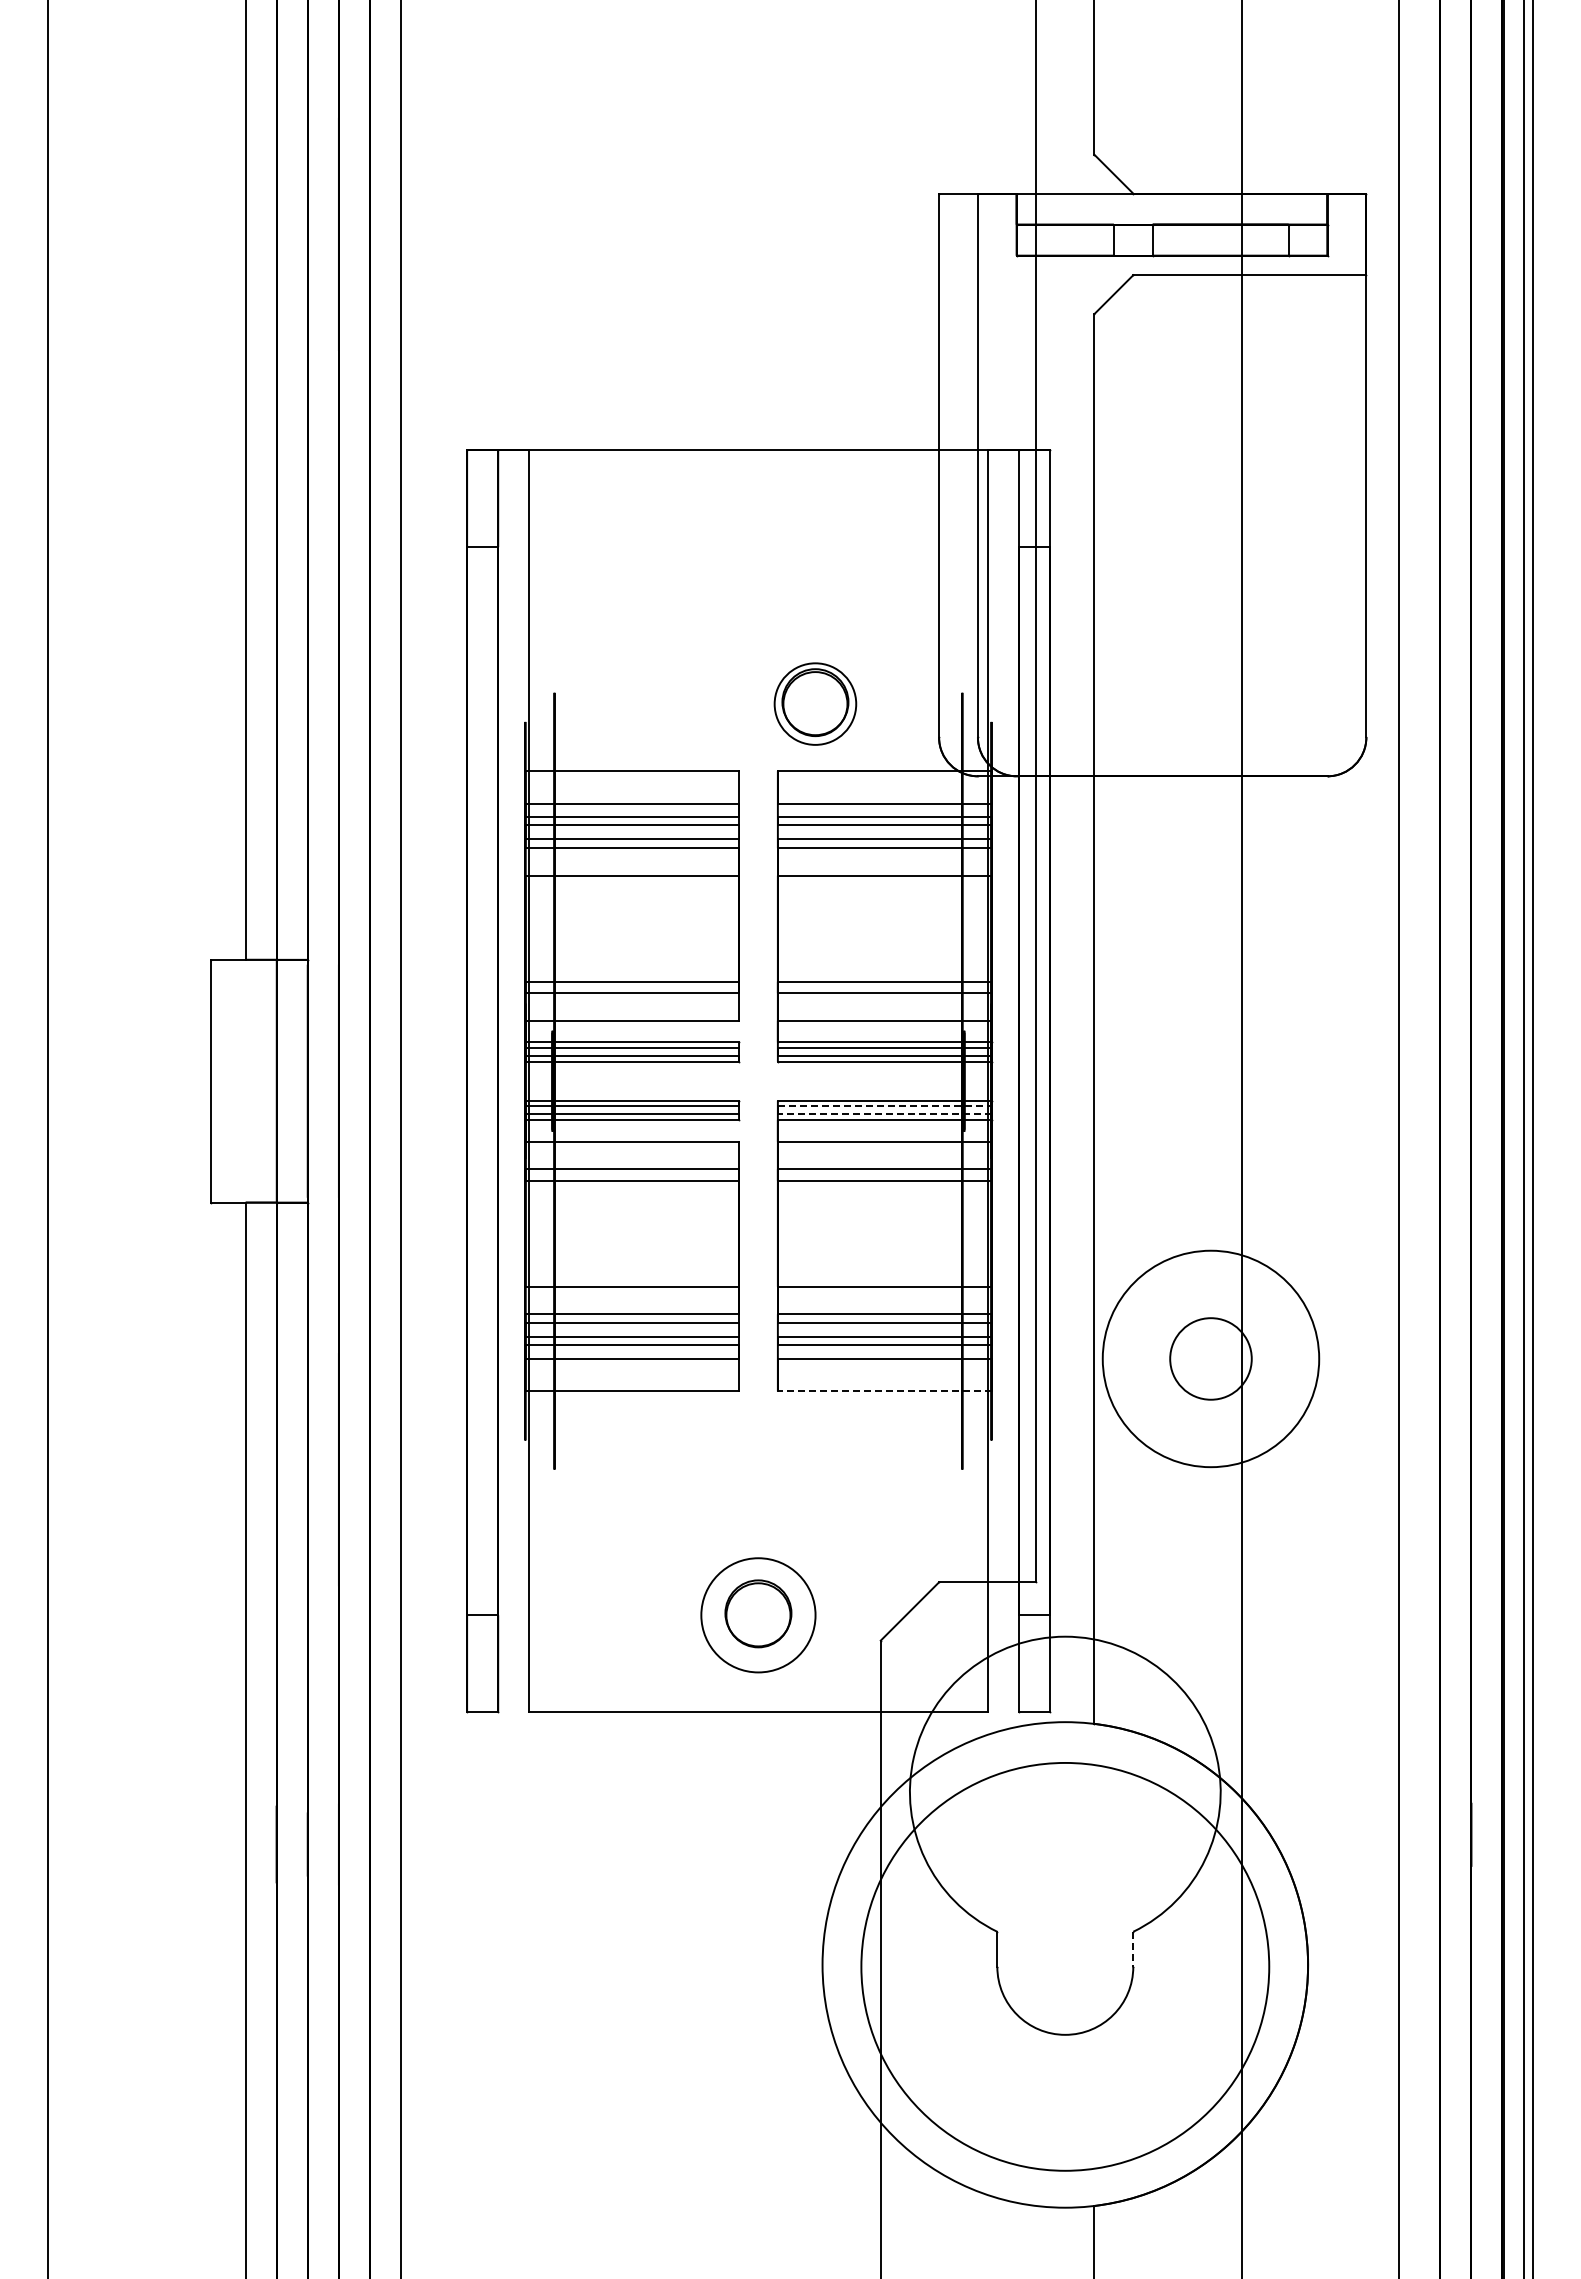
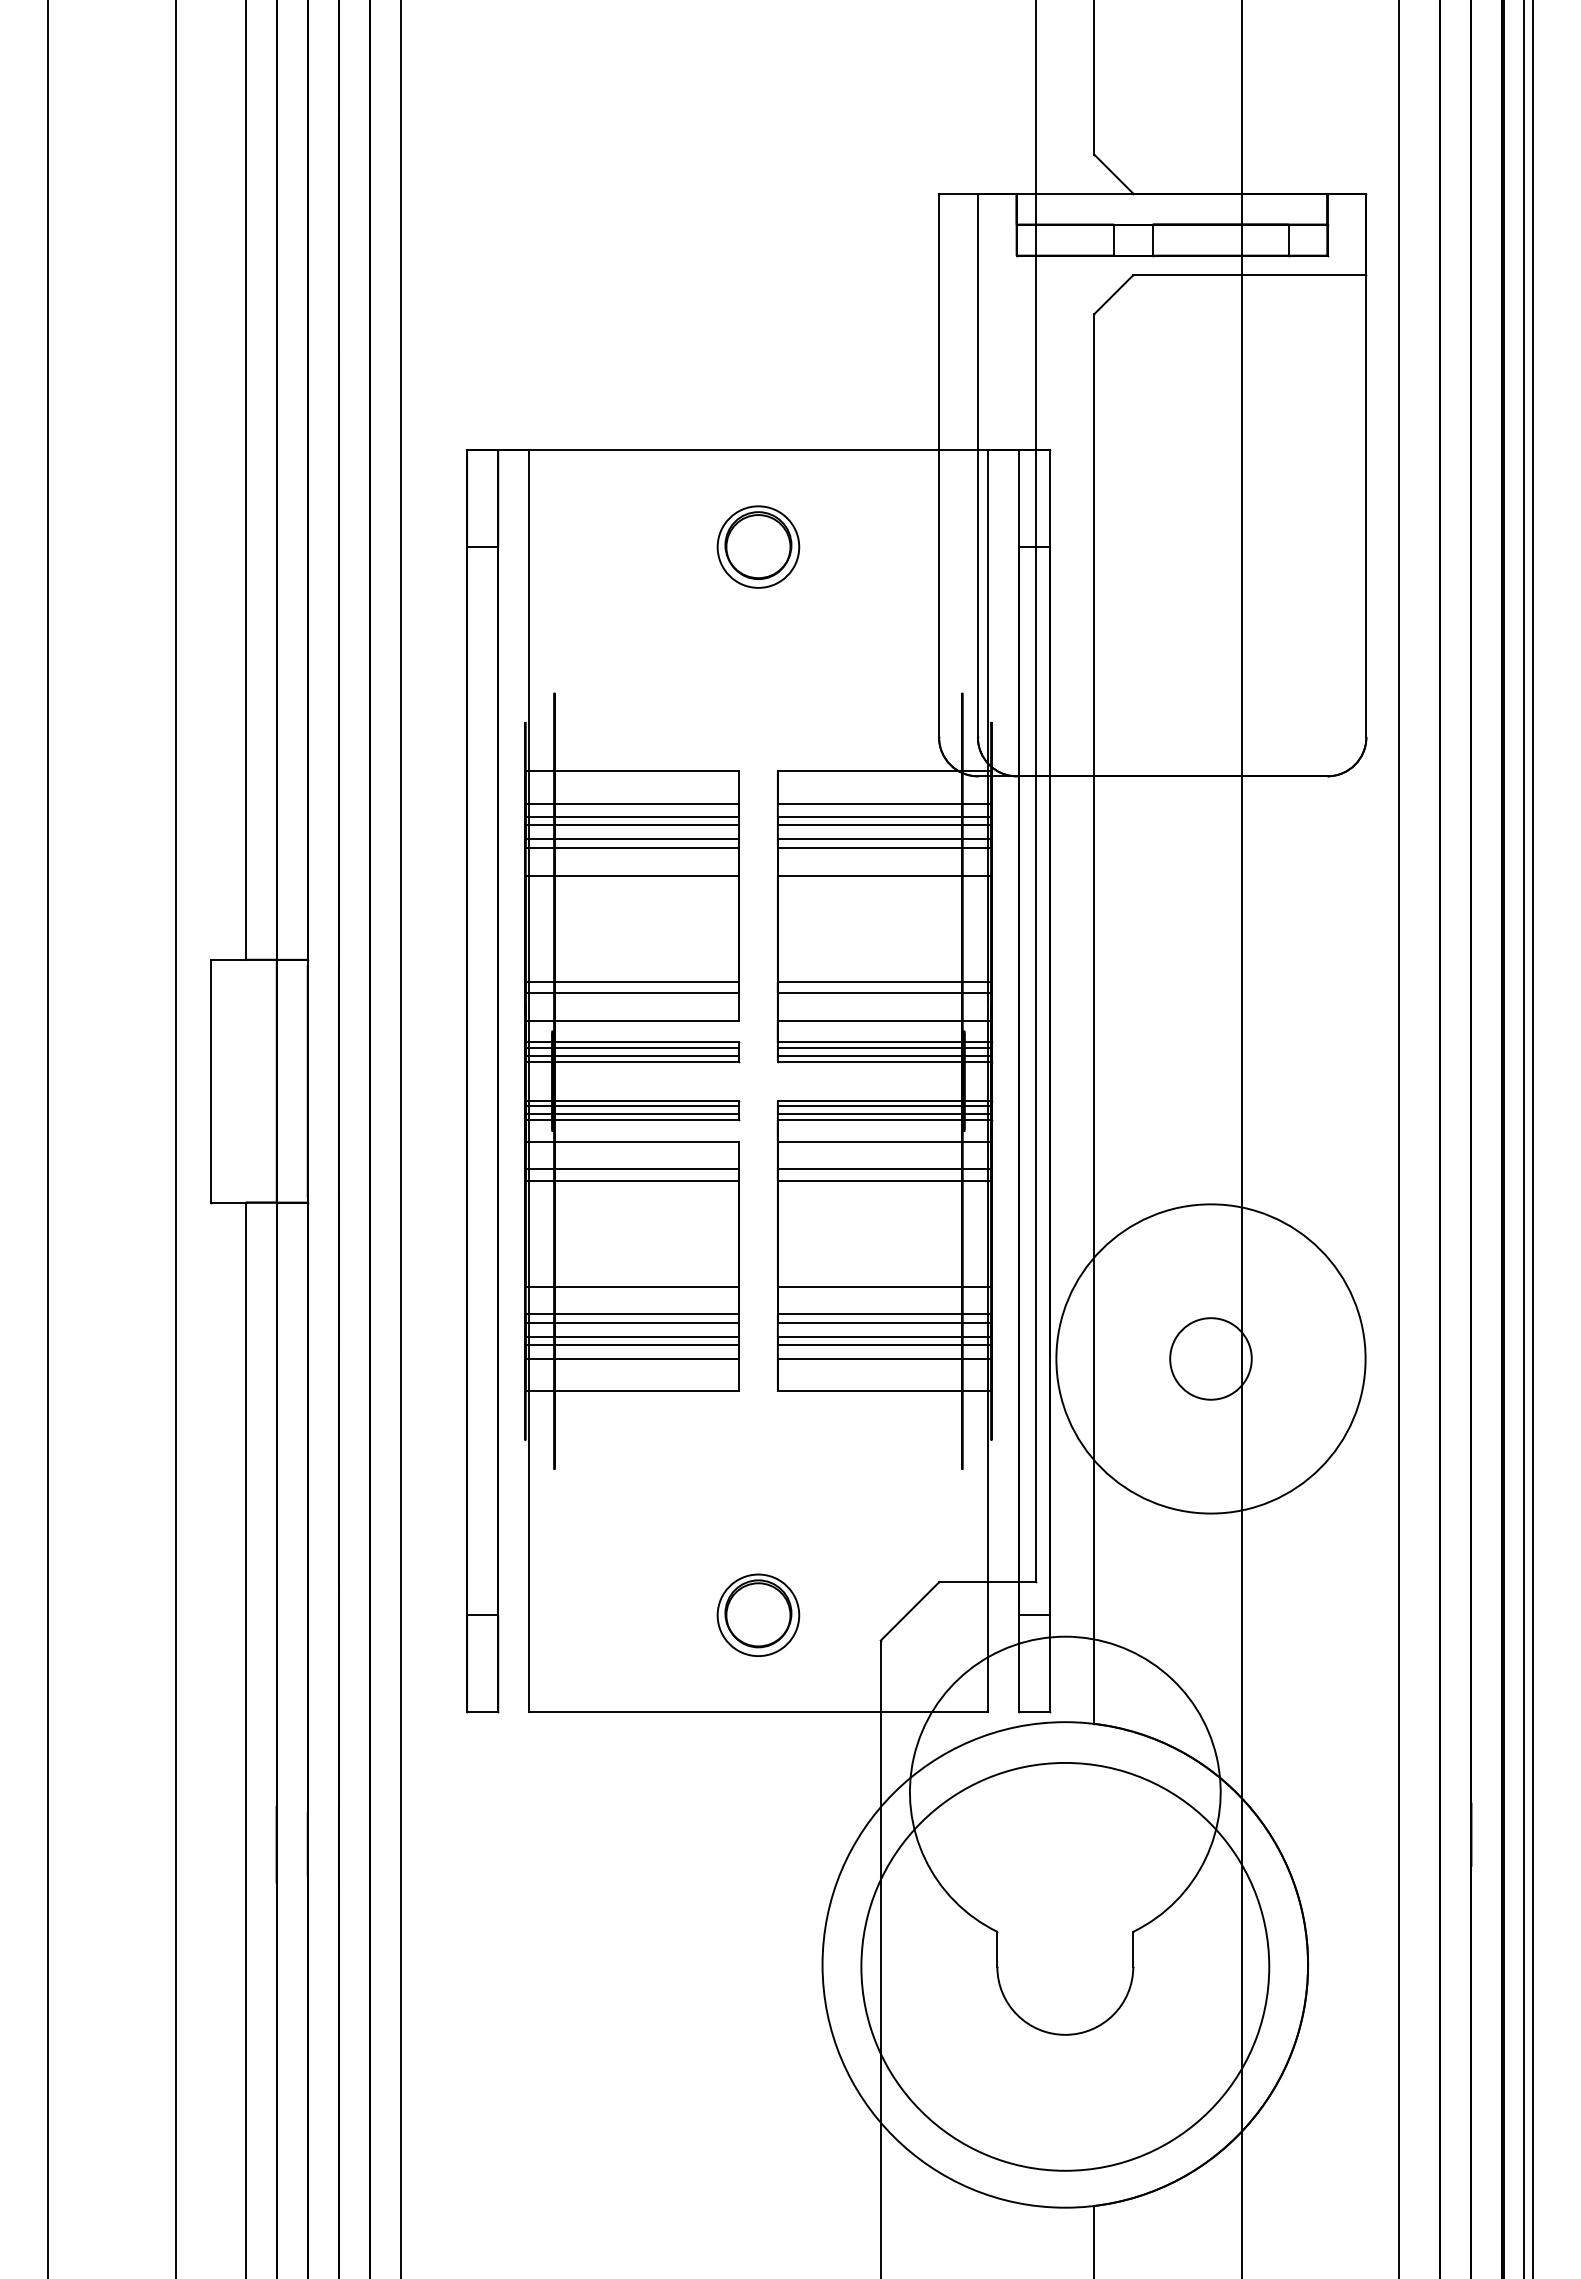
part position: (815, 703) -> (758, 546) (758, 546)
line: dashed -> solid (884, 1106)
line: dashed -> solid (884, 1114)
line: none -> present (175, 1138)
circle diameter: 216 px -> 309 px (1210, 1358)
line: dashed -> solid (884, 1391)
circle diameter: 114 px -> 82 px (758, 1615)
line: dashed -> solid (1133, 1949)
